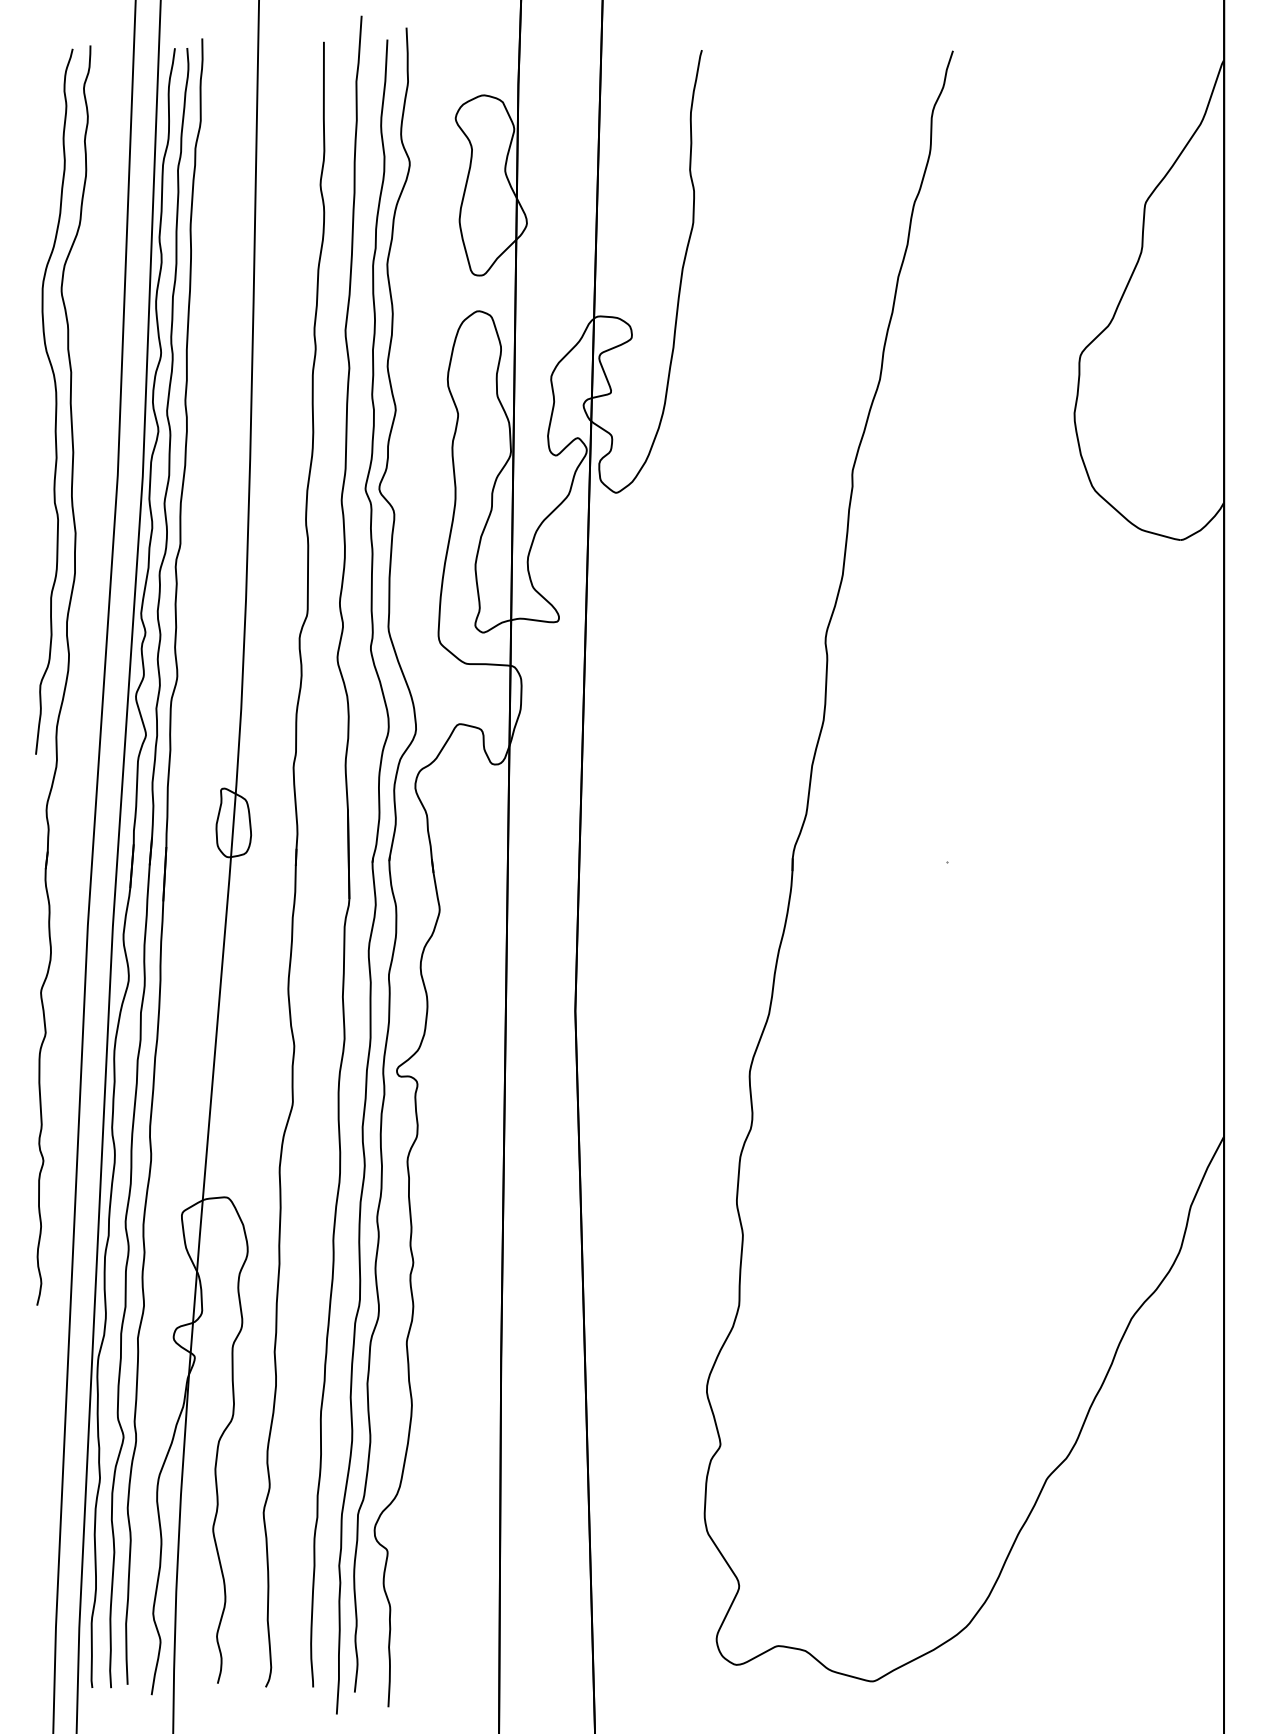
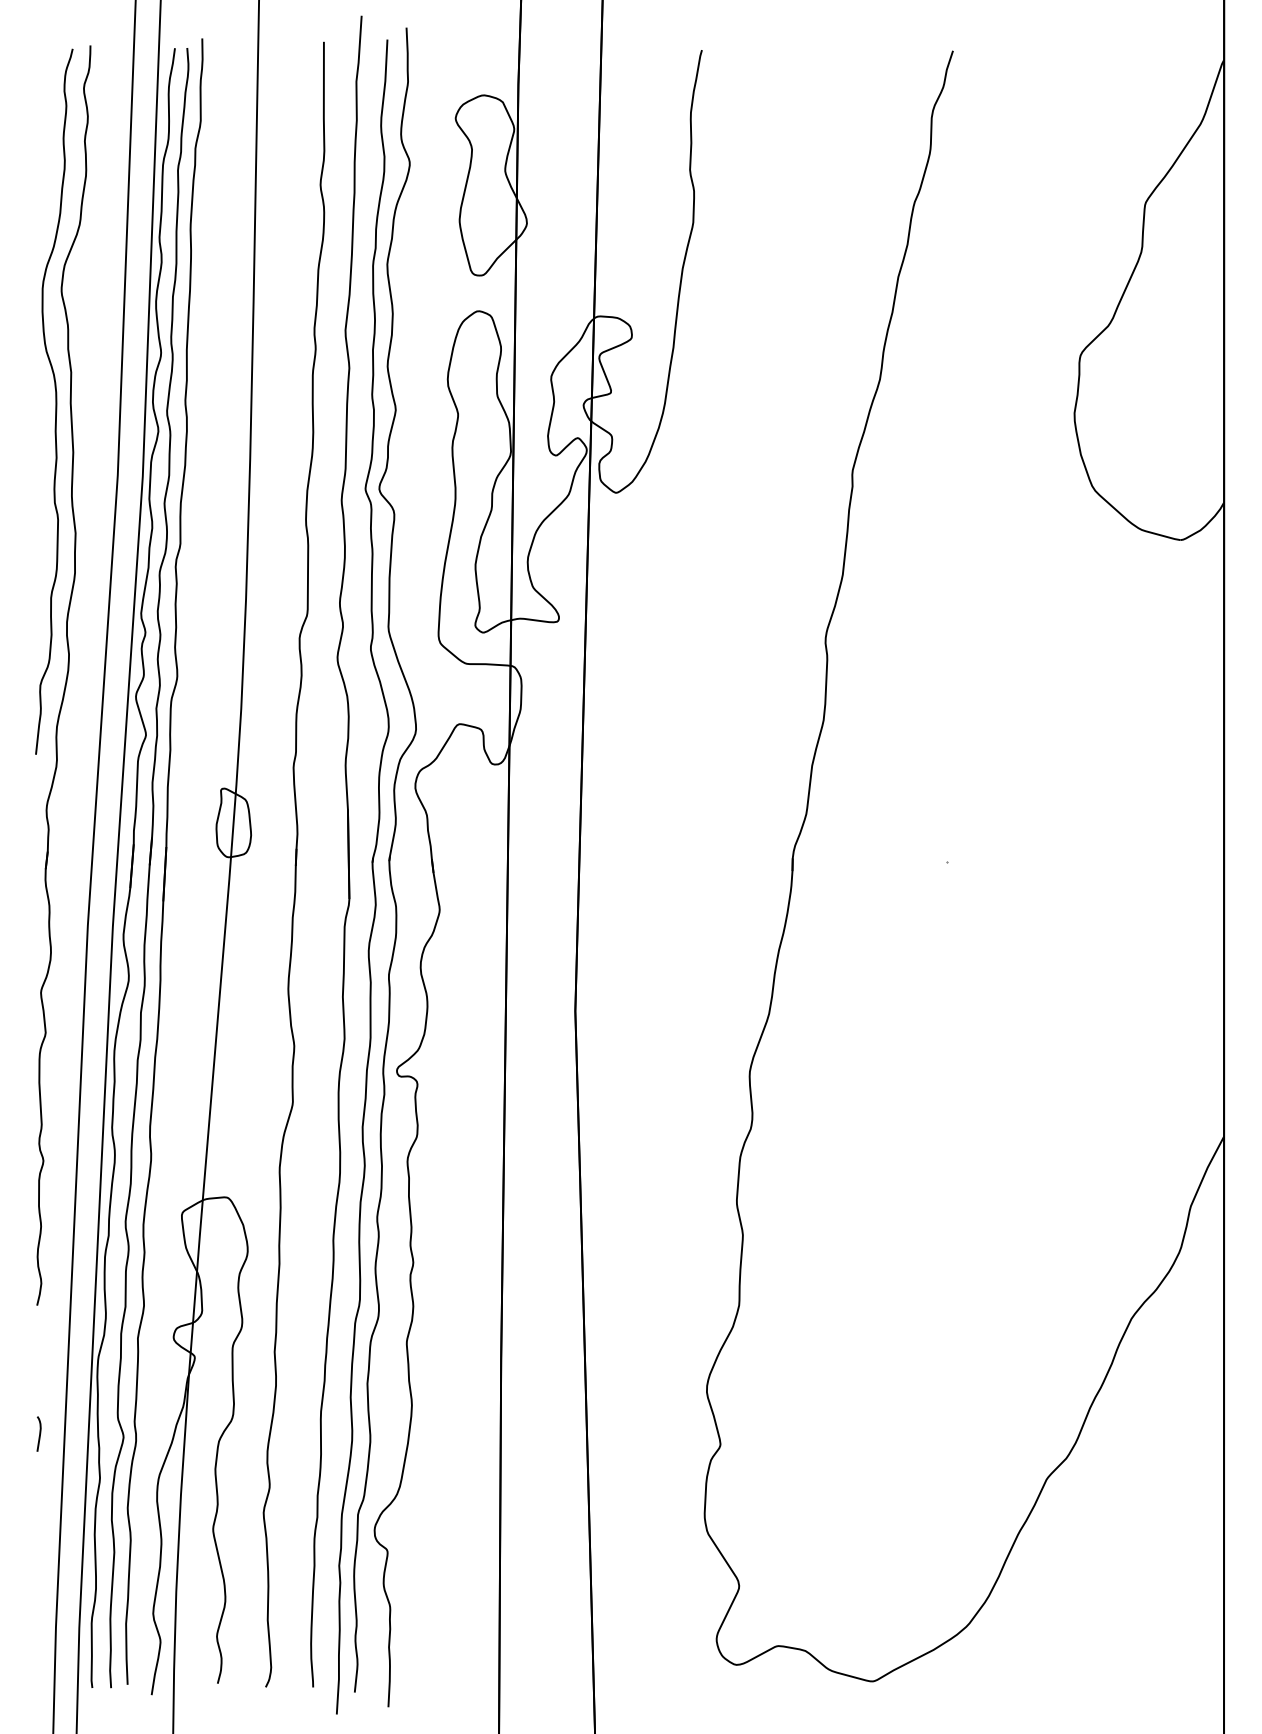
curve: none -> present (39, 1433)
